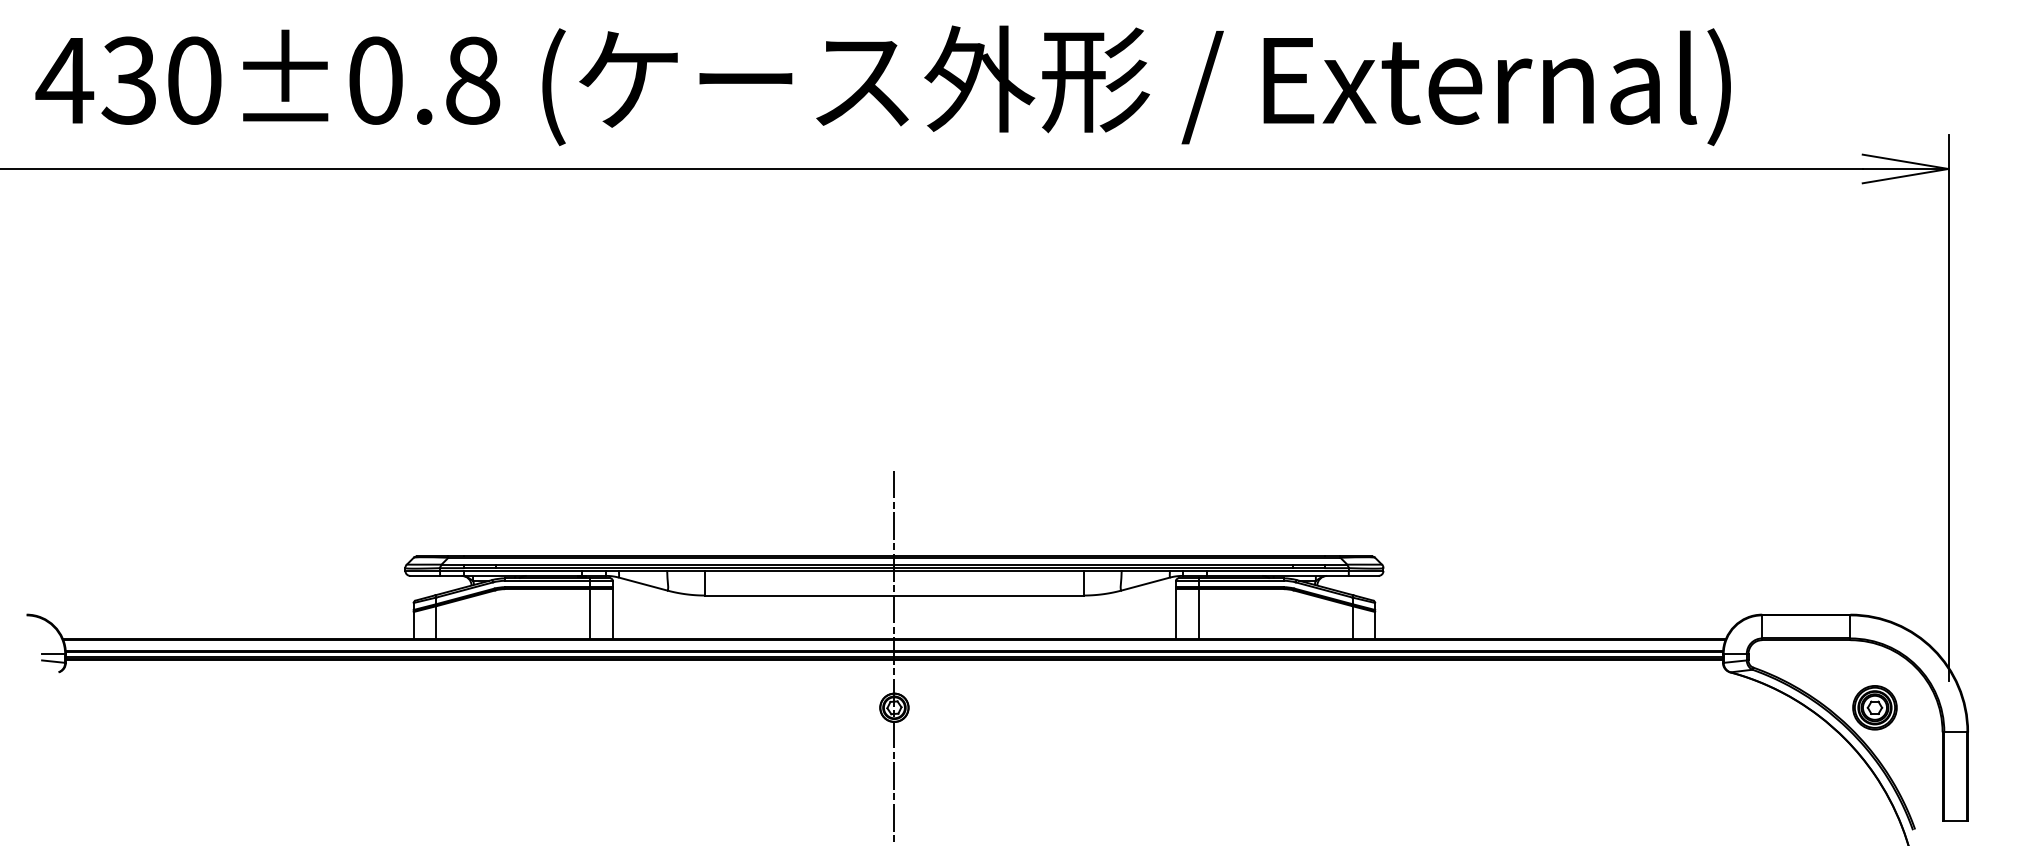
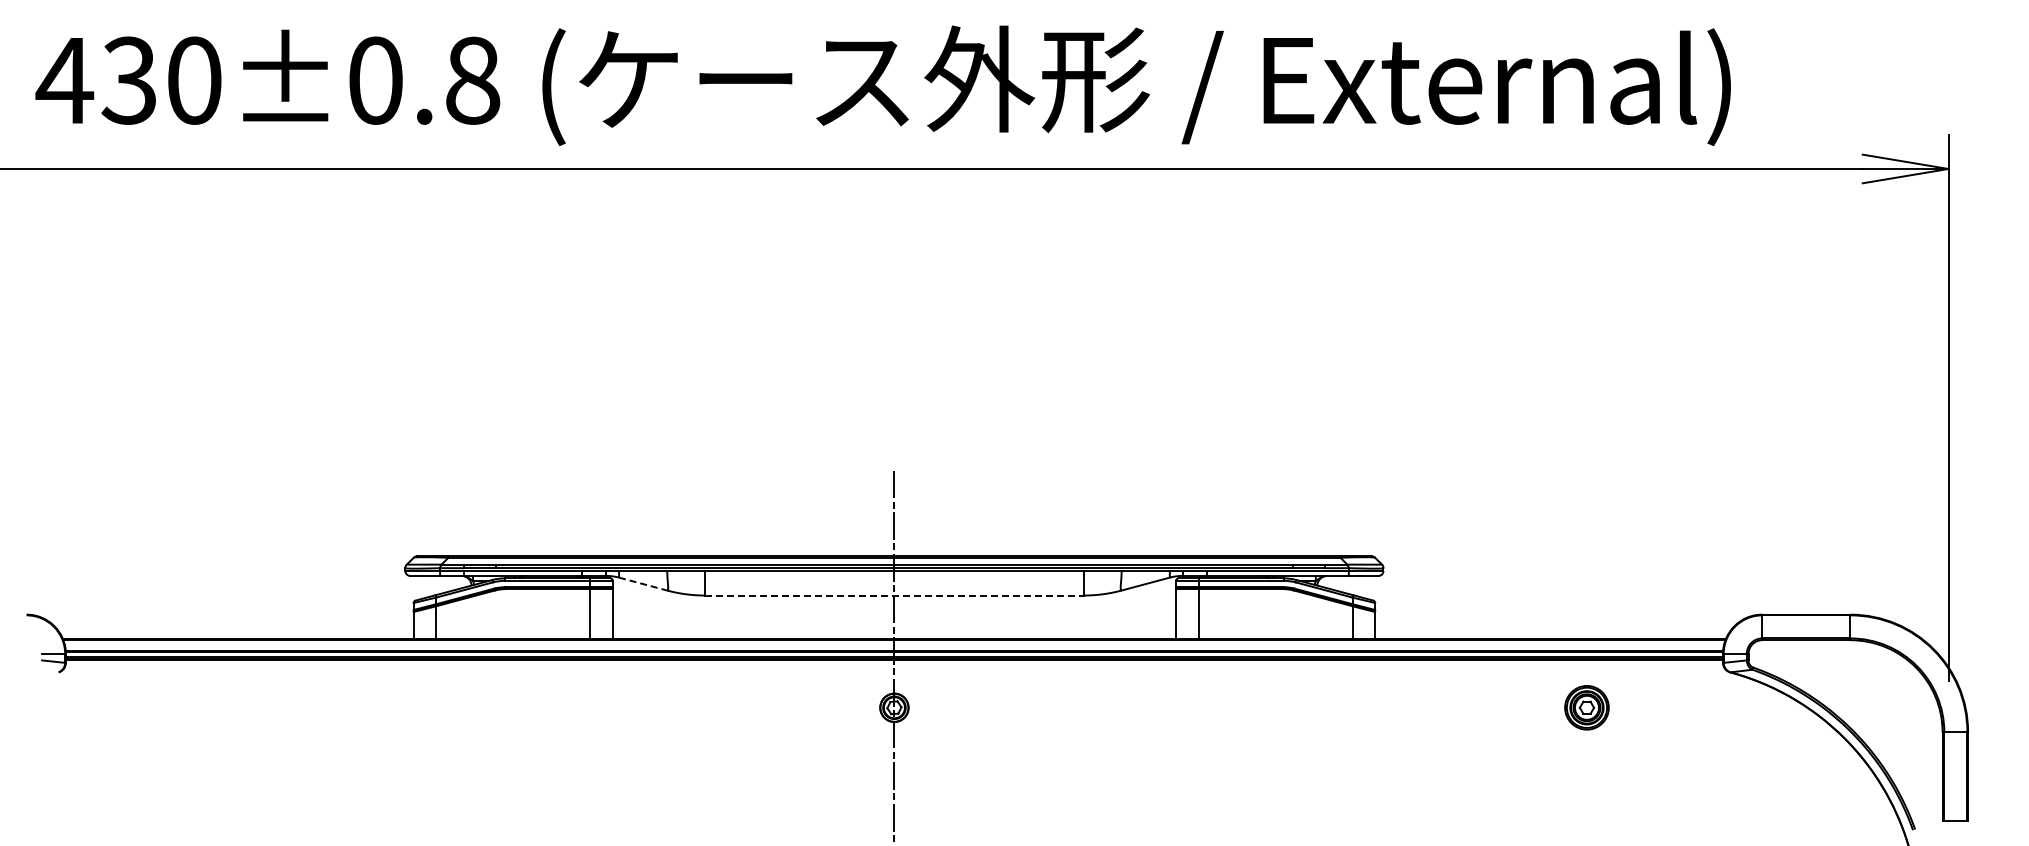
line: solid -> dashed (643, 584)
line: solid -> dashed (894, 595)
part position: (1874, 707) -> (1586, 707) (1586, 707)
